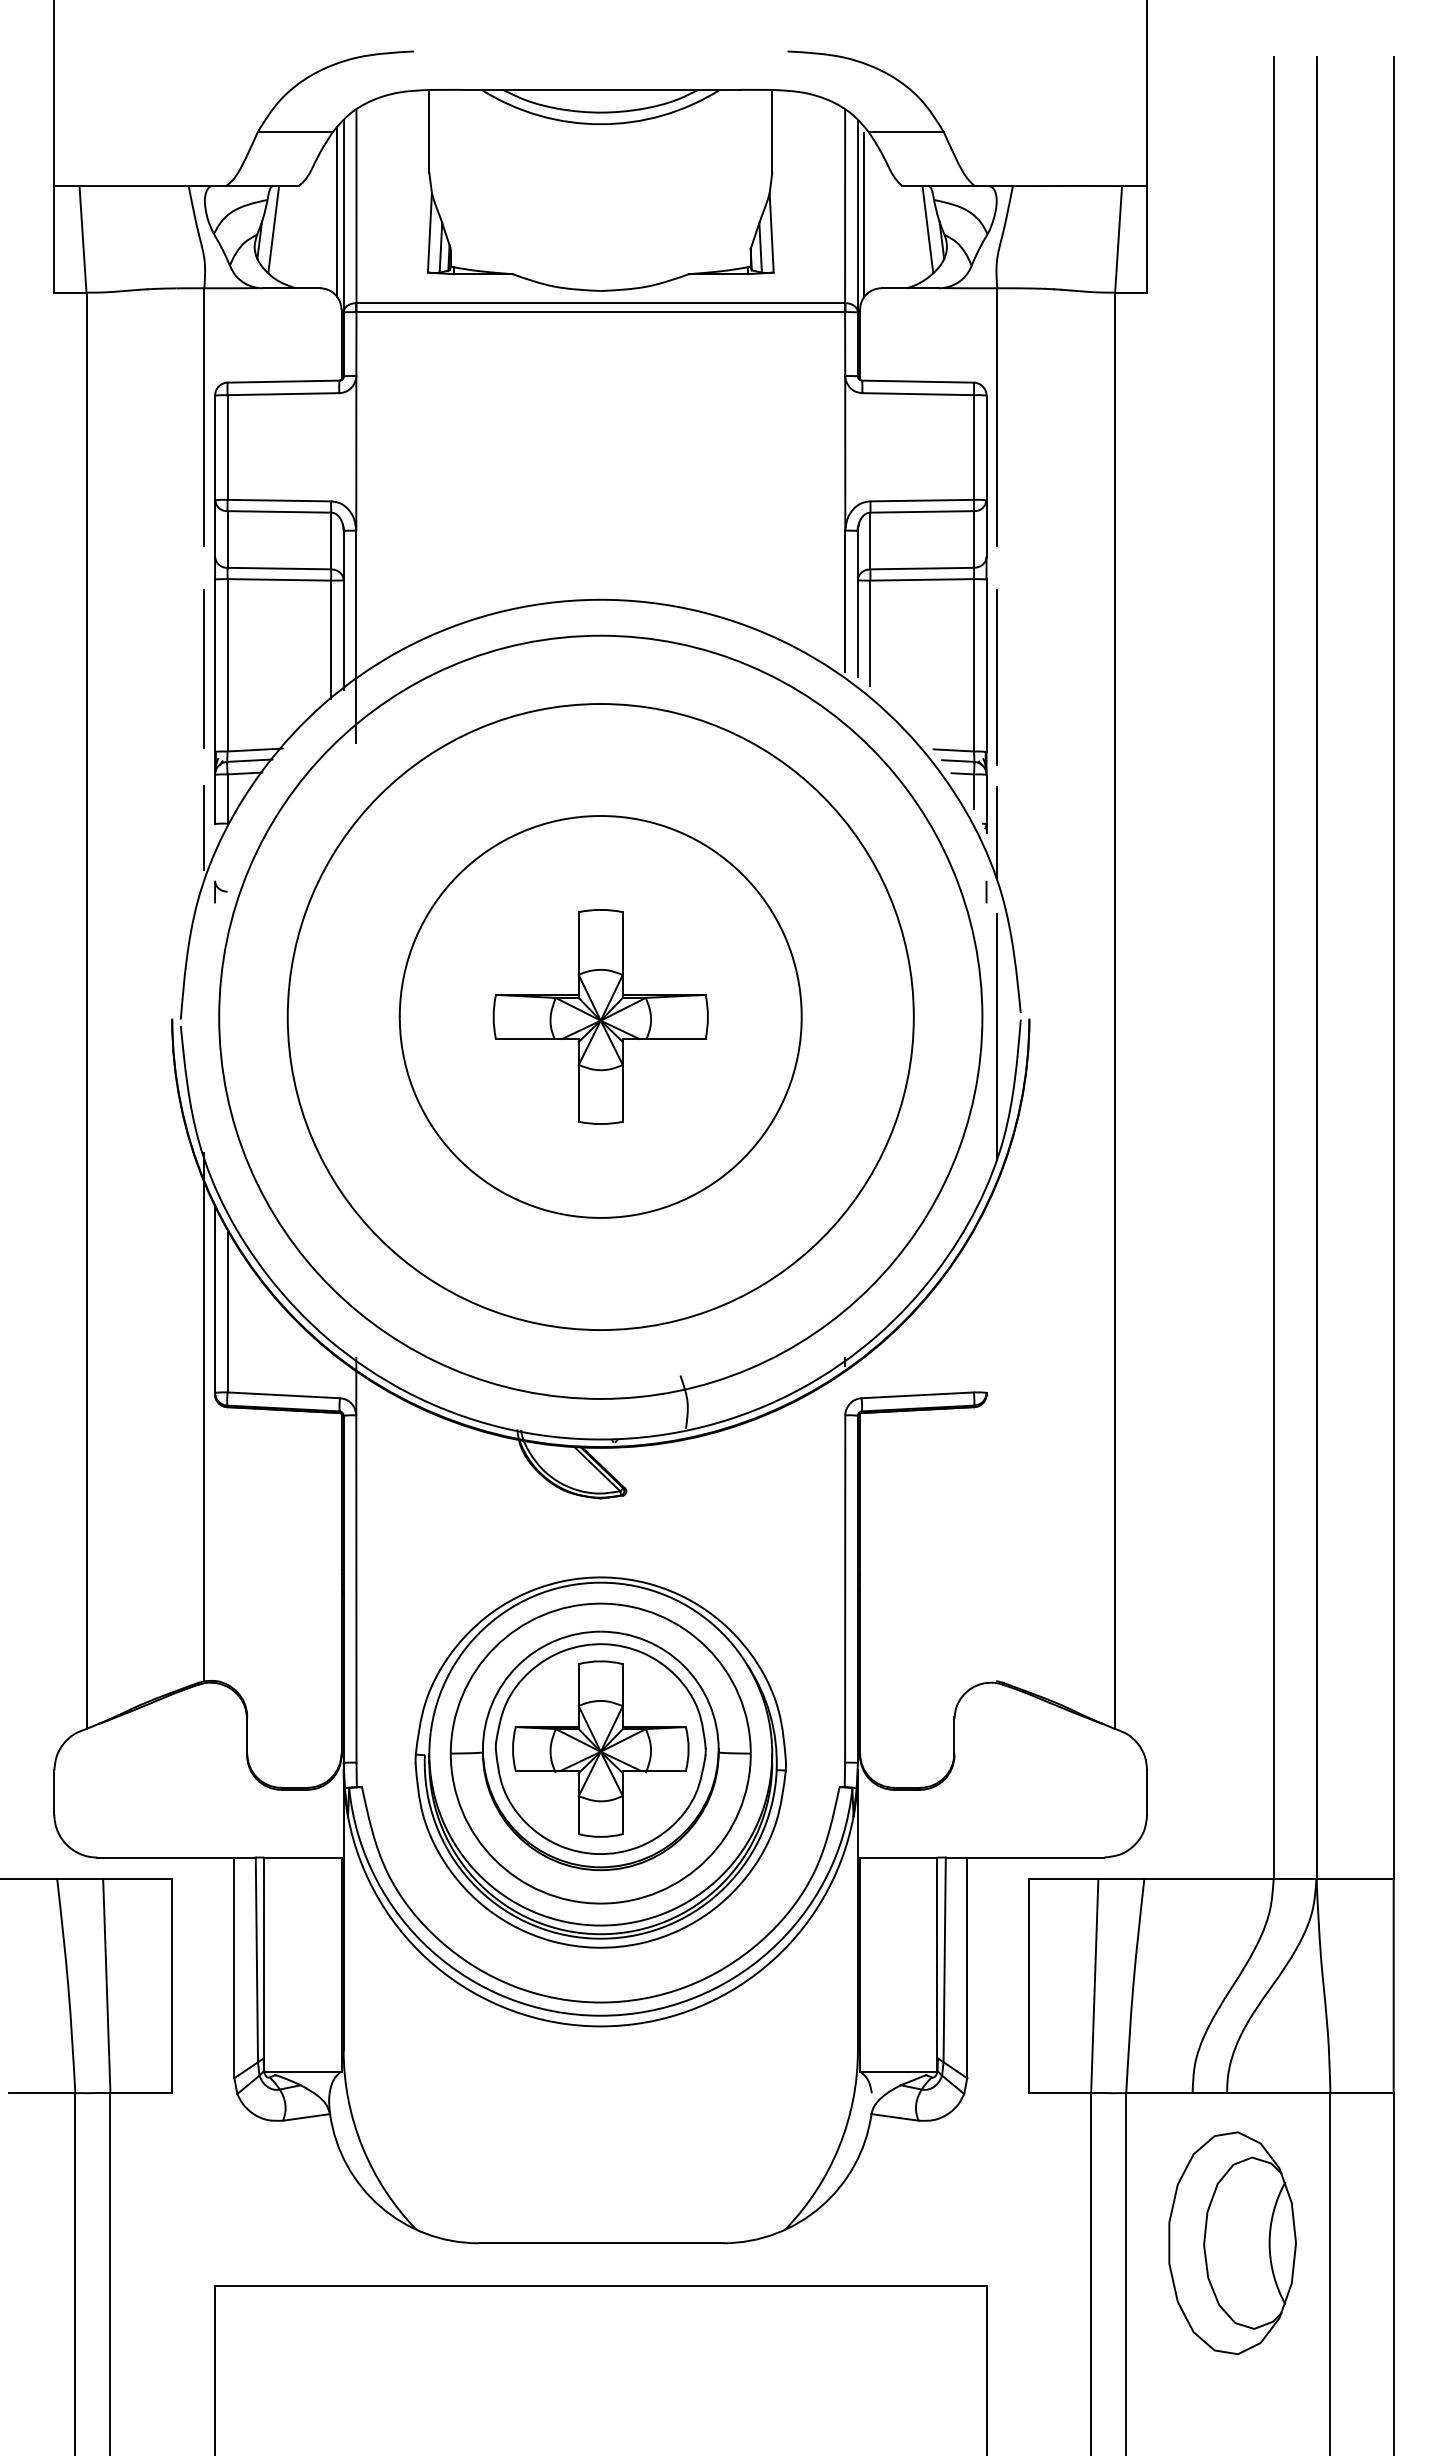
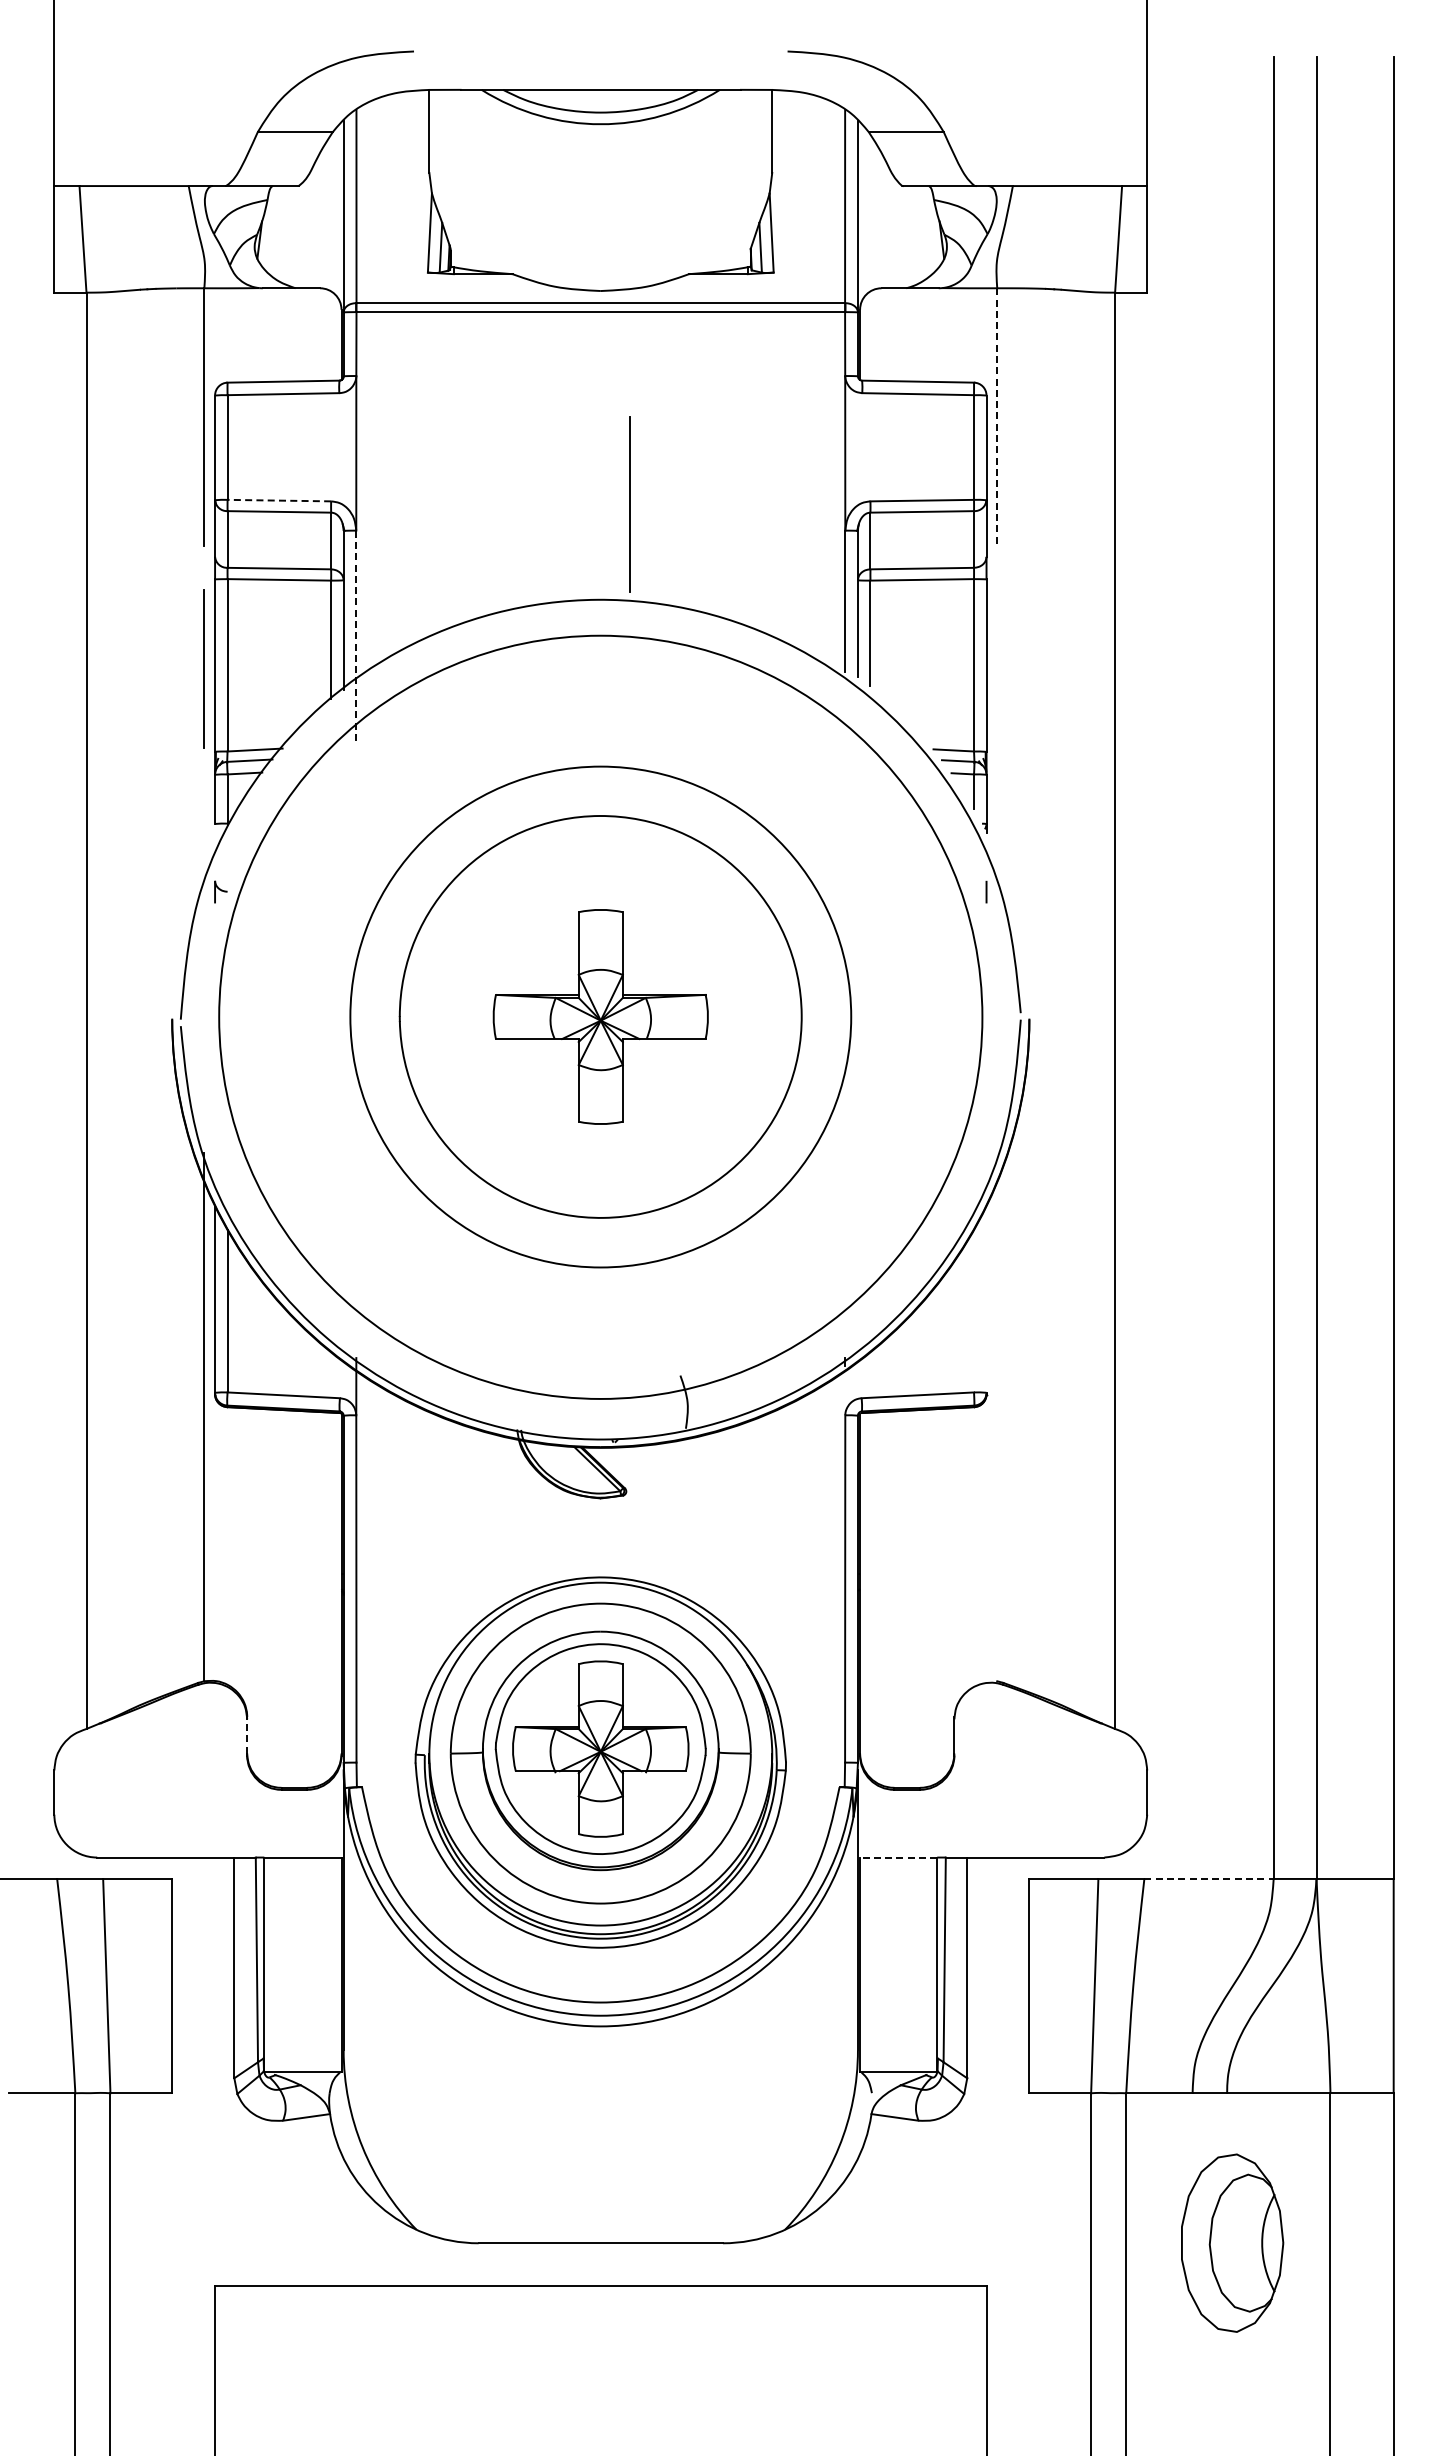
line: present -> none (337, 211)
line: present -> none (864, 214)
line: present -> none (273, 229)
line: present -> none (927, 229)
line: solid -> dashed (997, 417)
line: solid -> dashed (279, 500)
line: solid -> dashed (356, 637)
line position: (996, 677) -> (629, 504) (629, 504)
line: present -> none (204, 827)
line: present -> none (997, 832)
circle diameter: 626 px -> 501 px (600, 1016)
line: present -> none (997, 1036)
line: solid -> dashed (247, 1734)
line: solid -> dashed (898, 1857)
line: solid -> dashed (1209, 1878)
part size: 129x224 px -> 104x180 px (1232, 2242)
